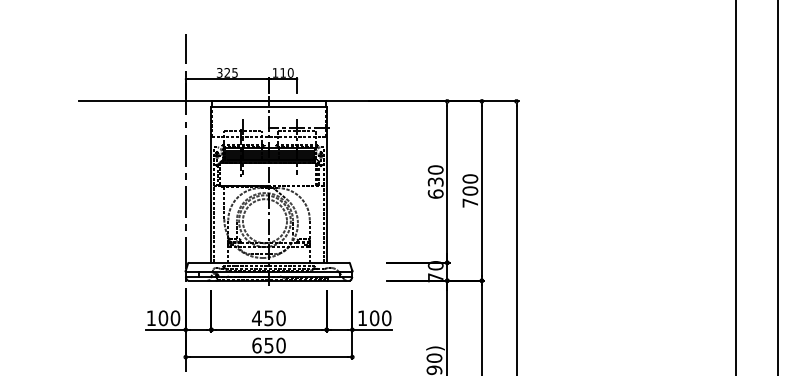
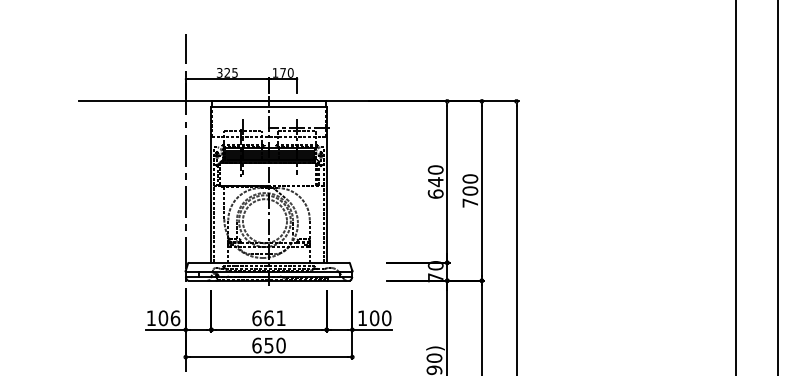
text: 110 -> 170 (282, 72)
text: 630 -> 640 (435, 182)
text: 100 -> 106 (175, 317)
text: 450 -> 661 (268, 318)
